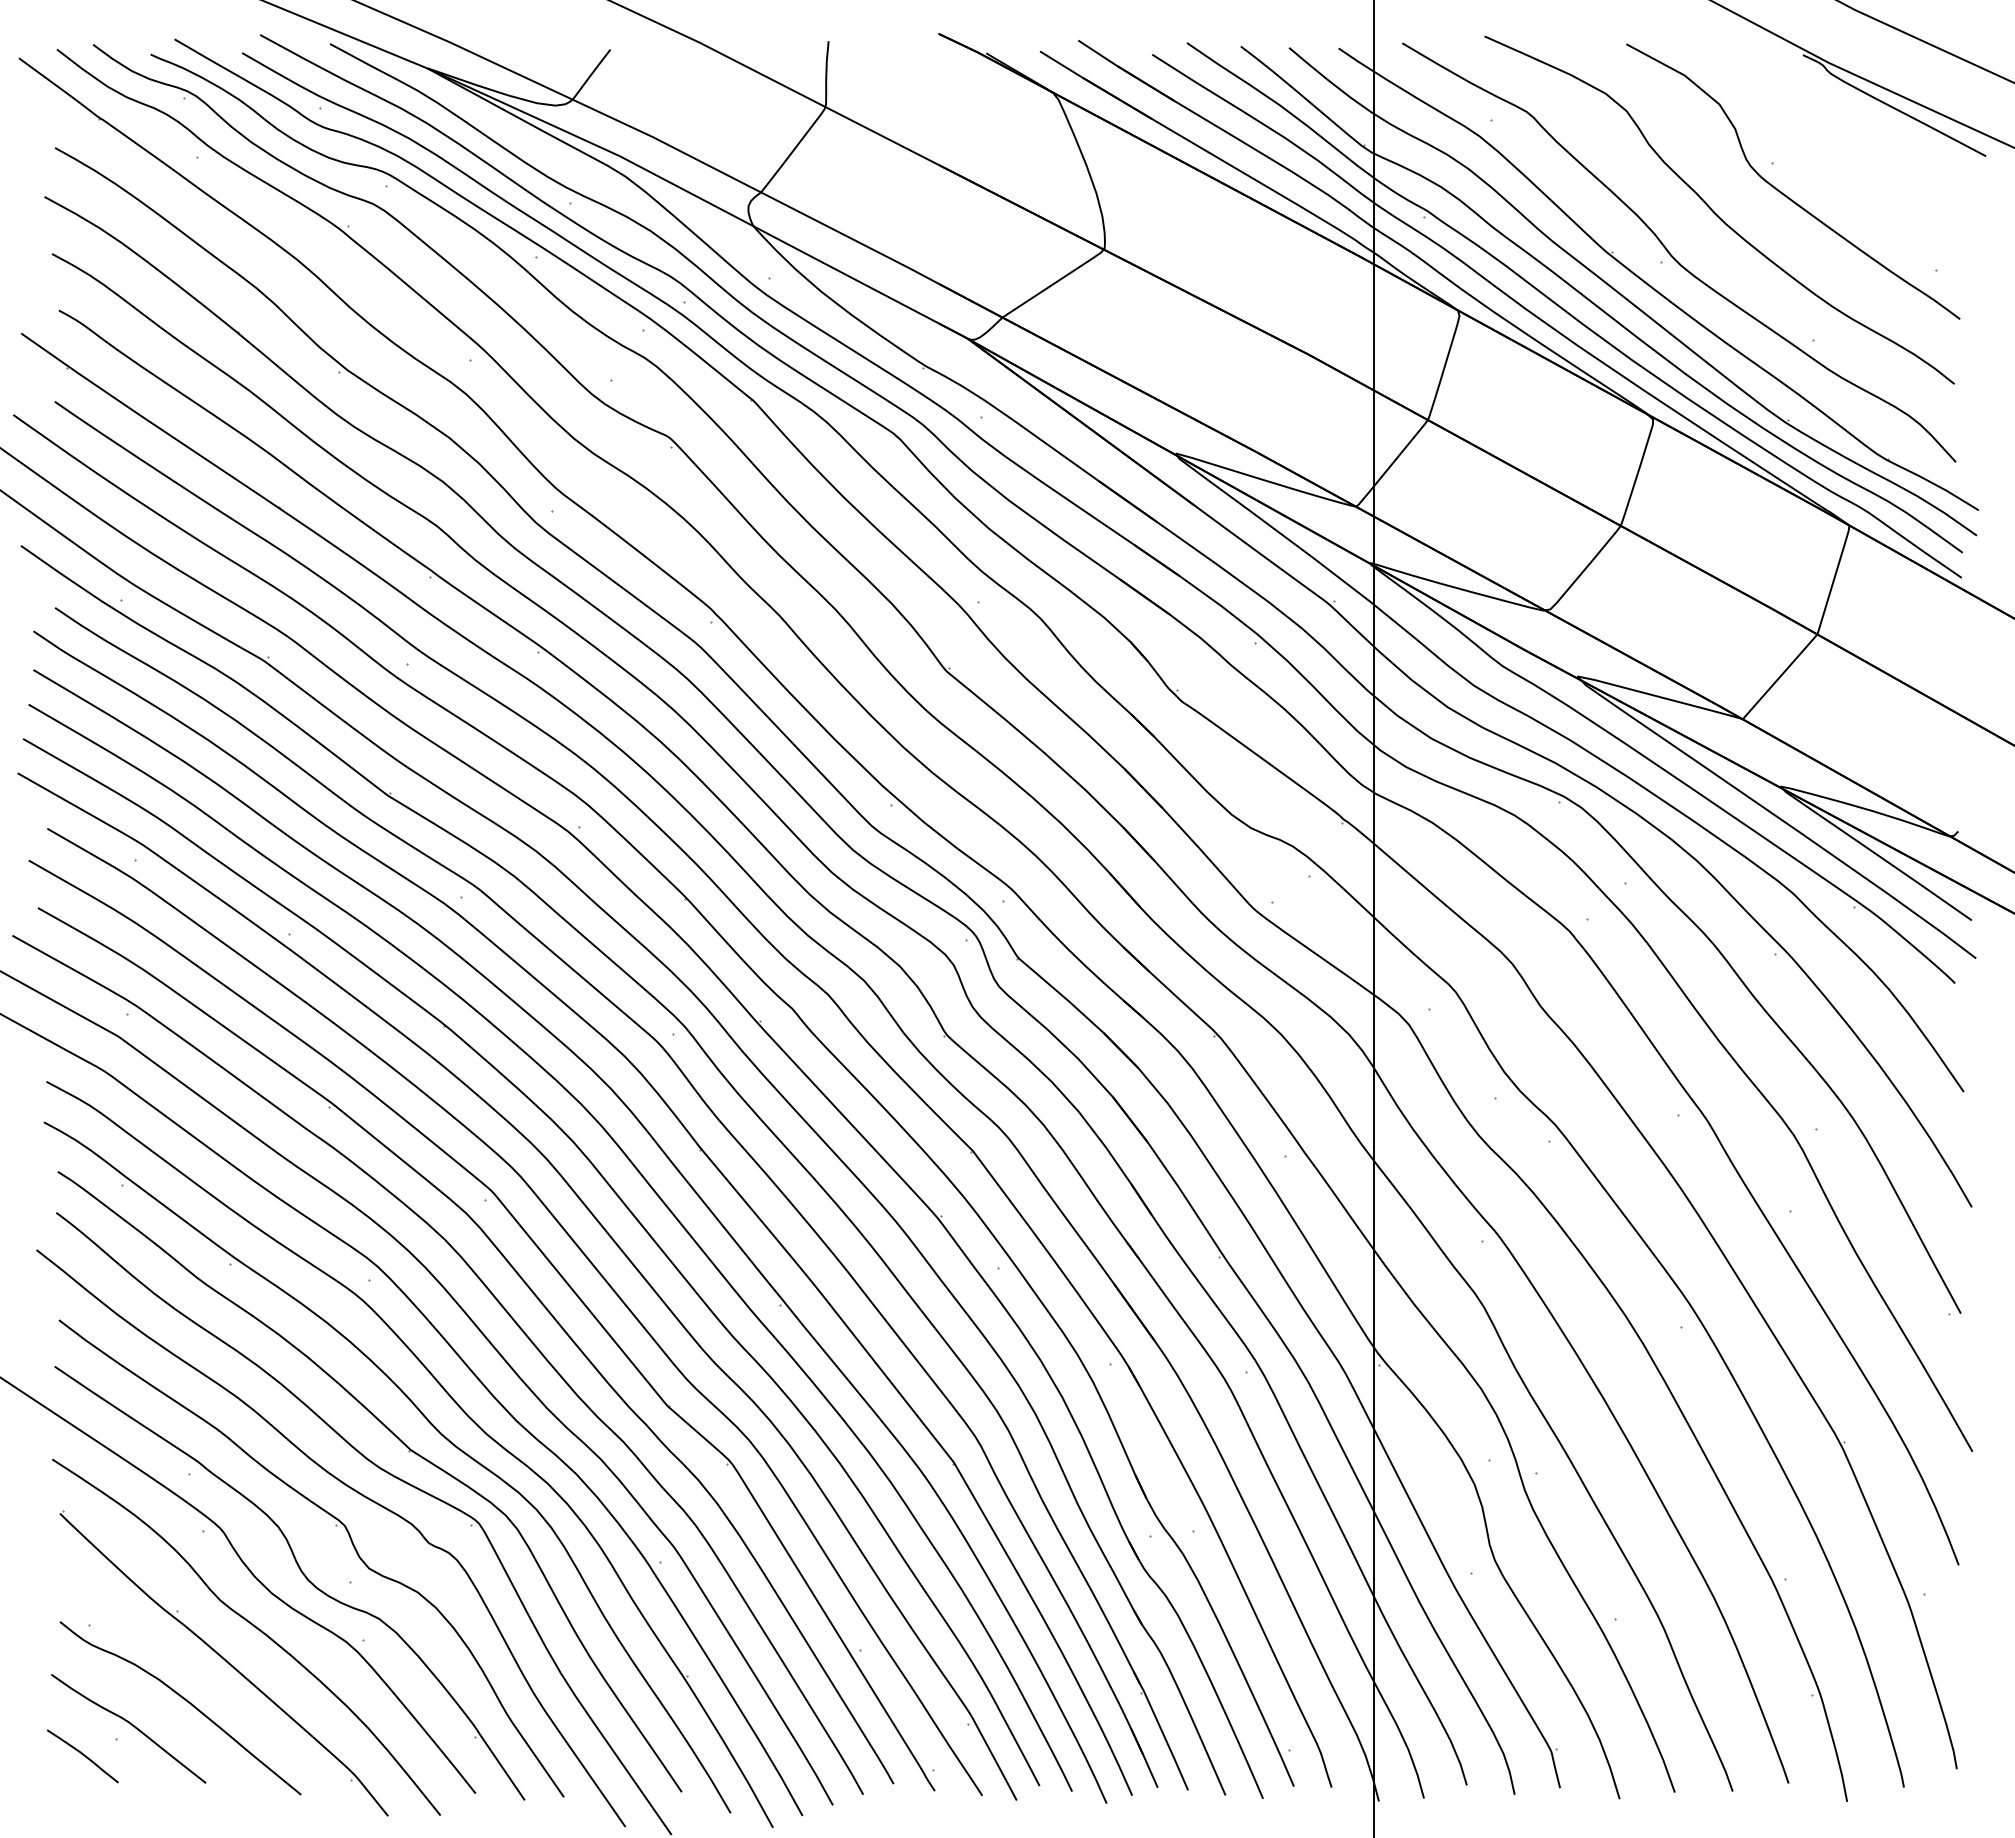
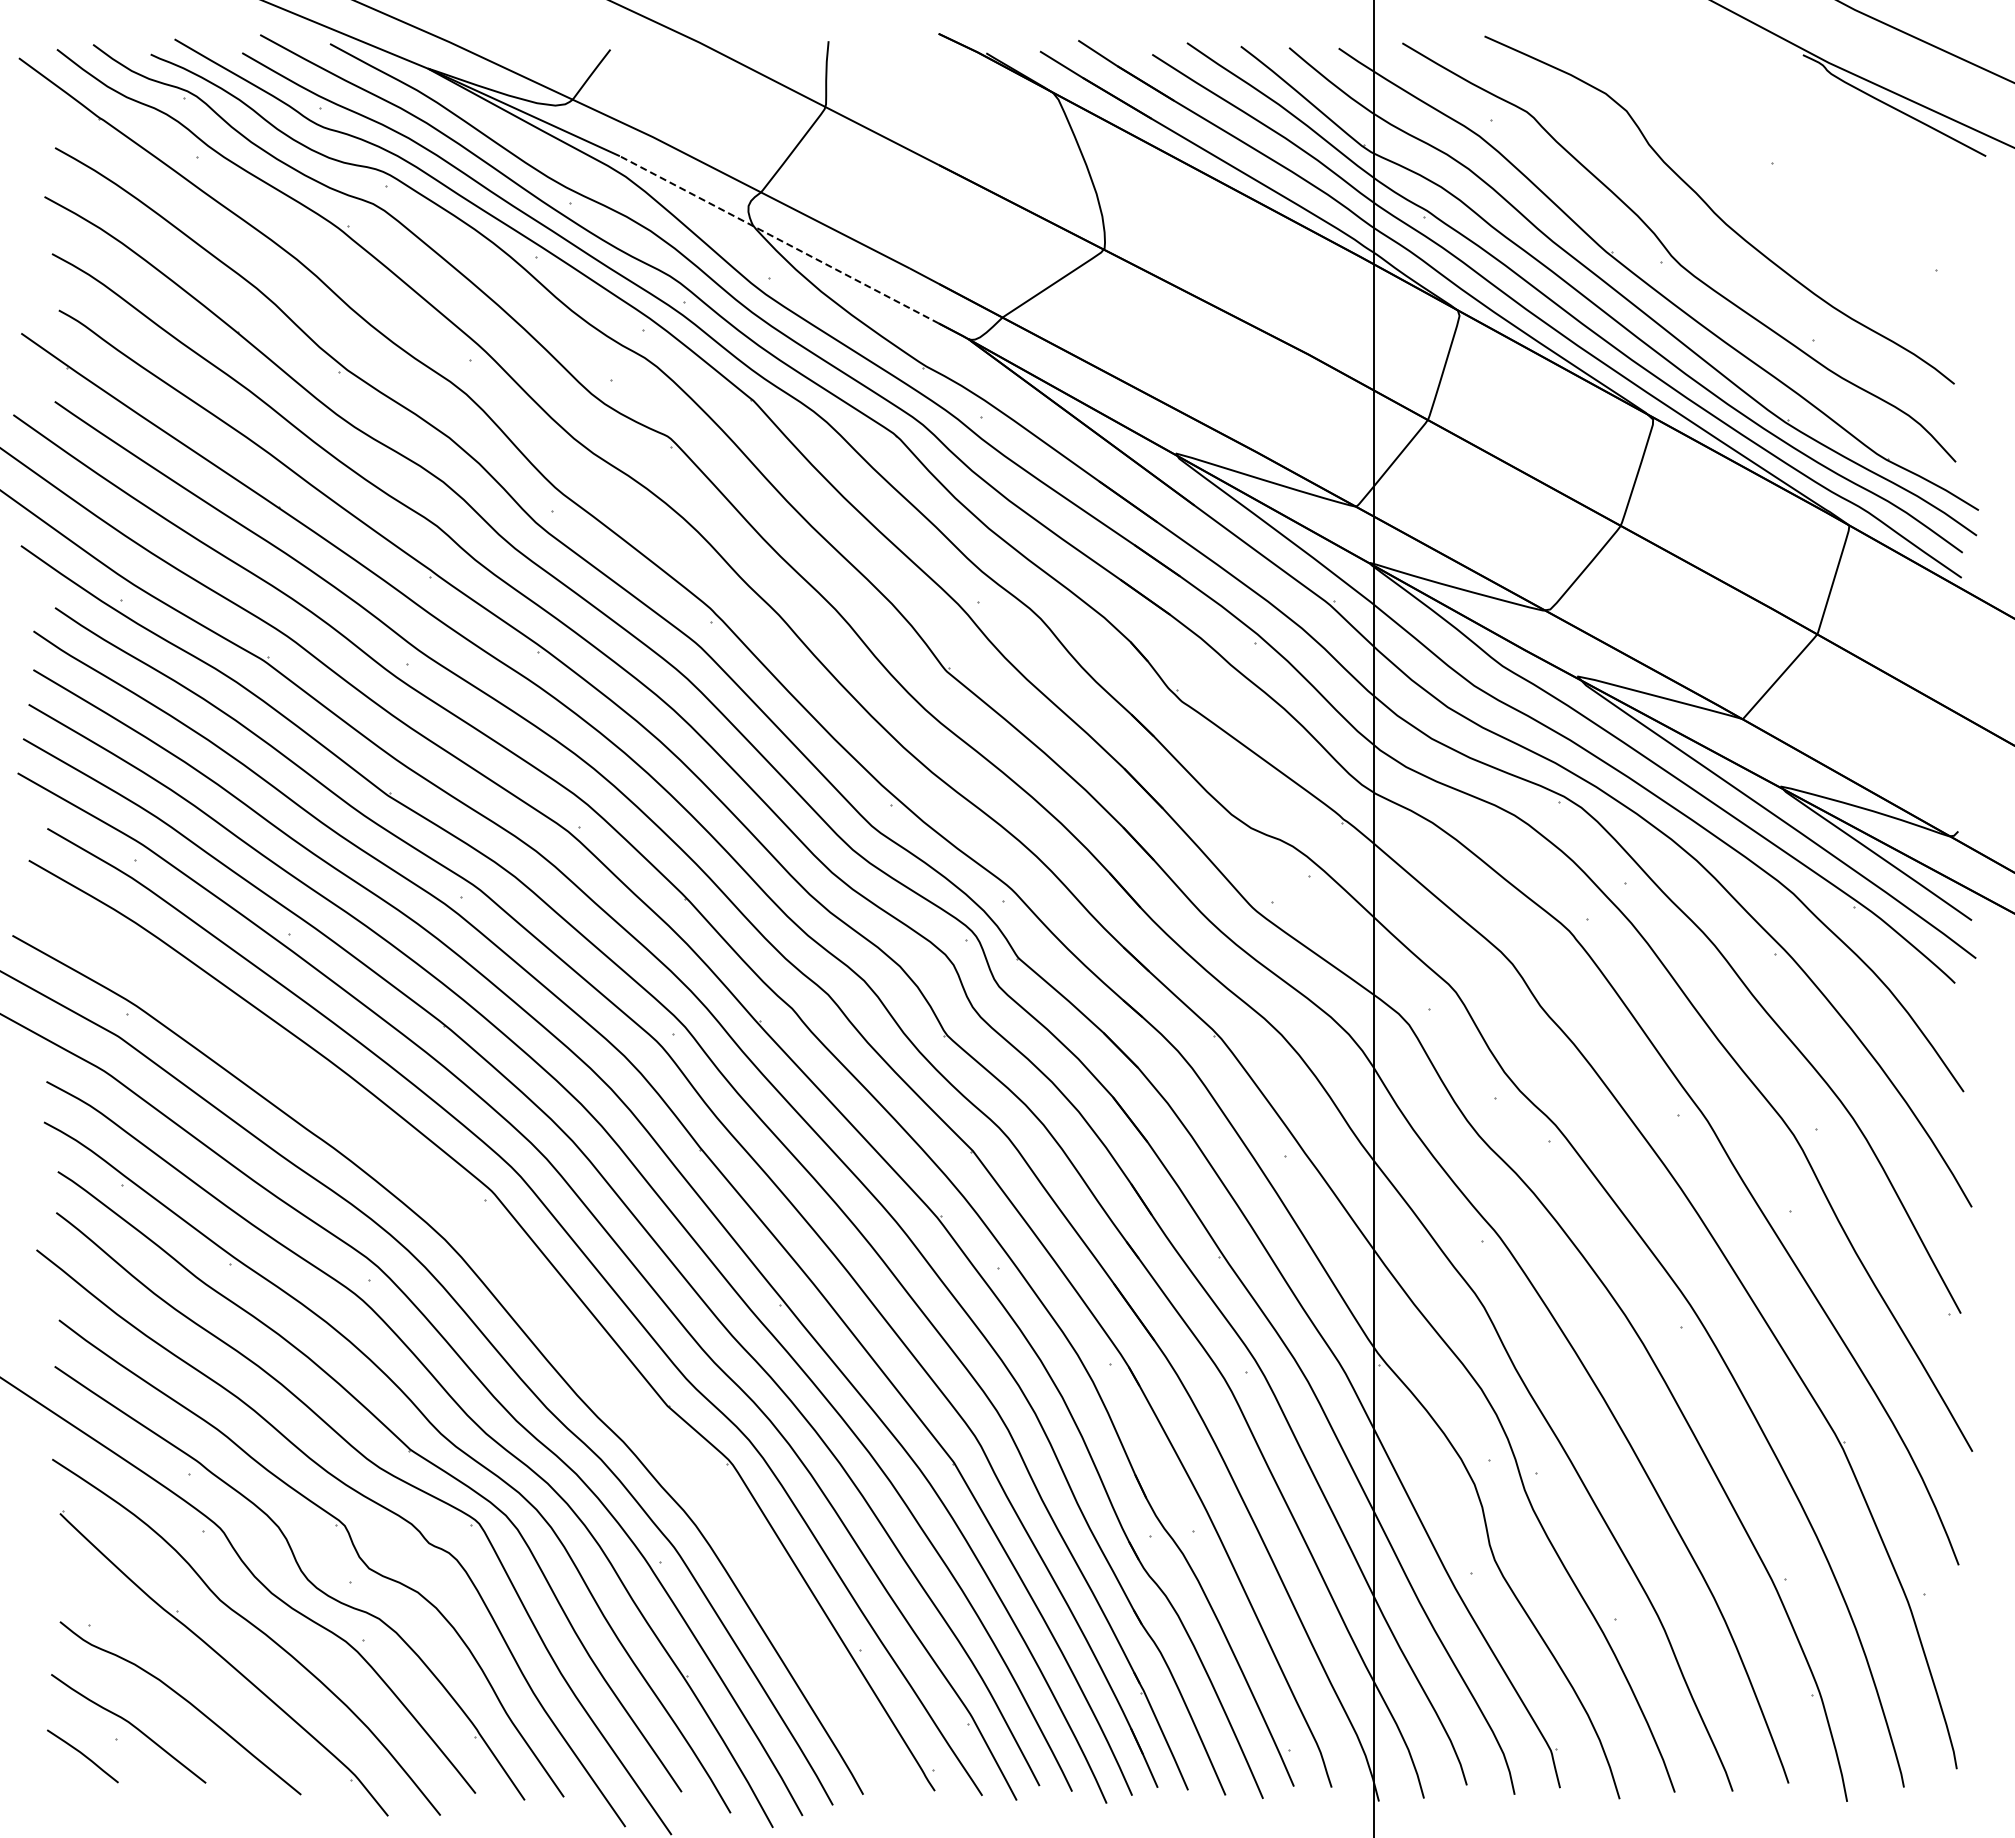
curve: present -> none (1784, 193)
line: solid -> dashed (778, 239)
part: present -> none (531, 1292)
